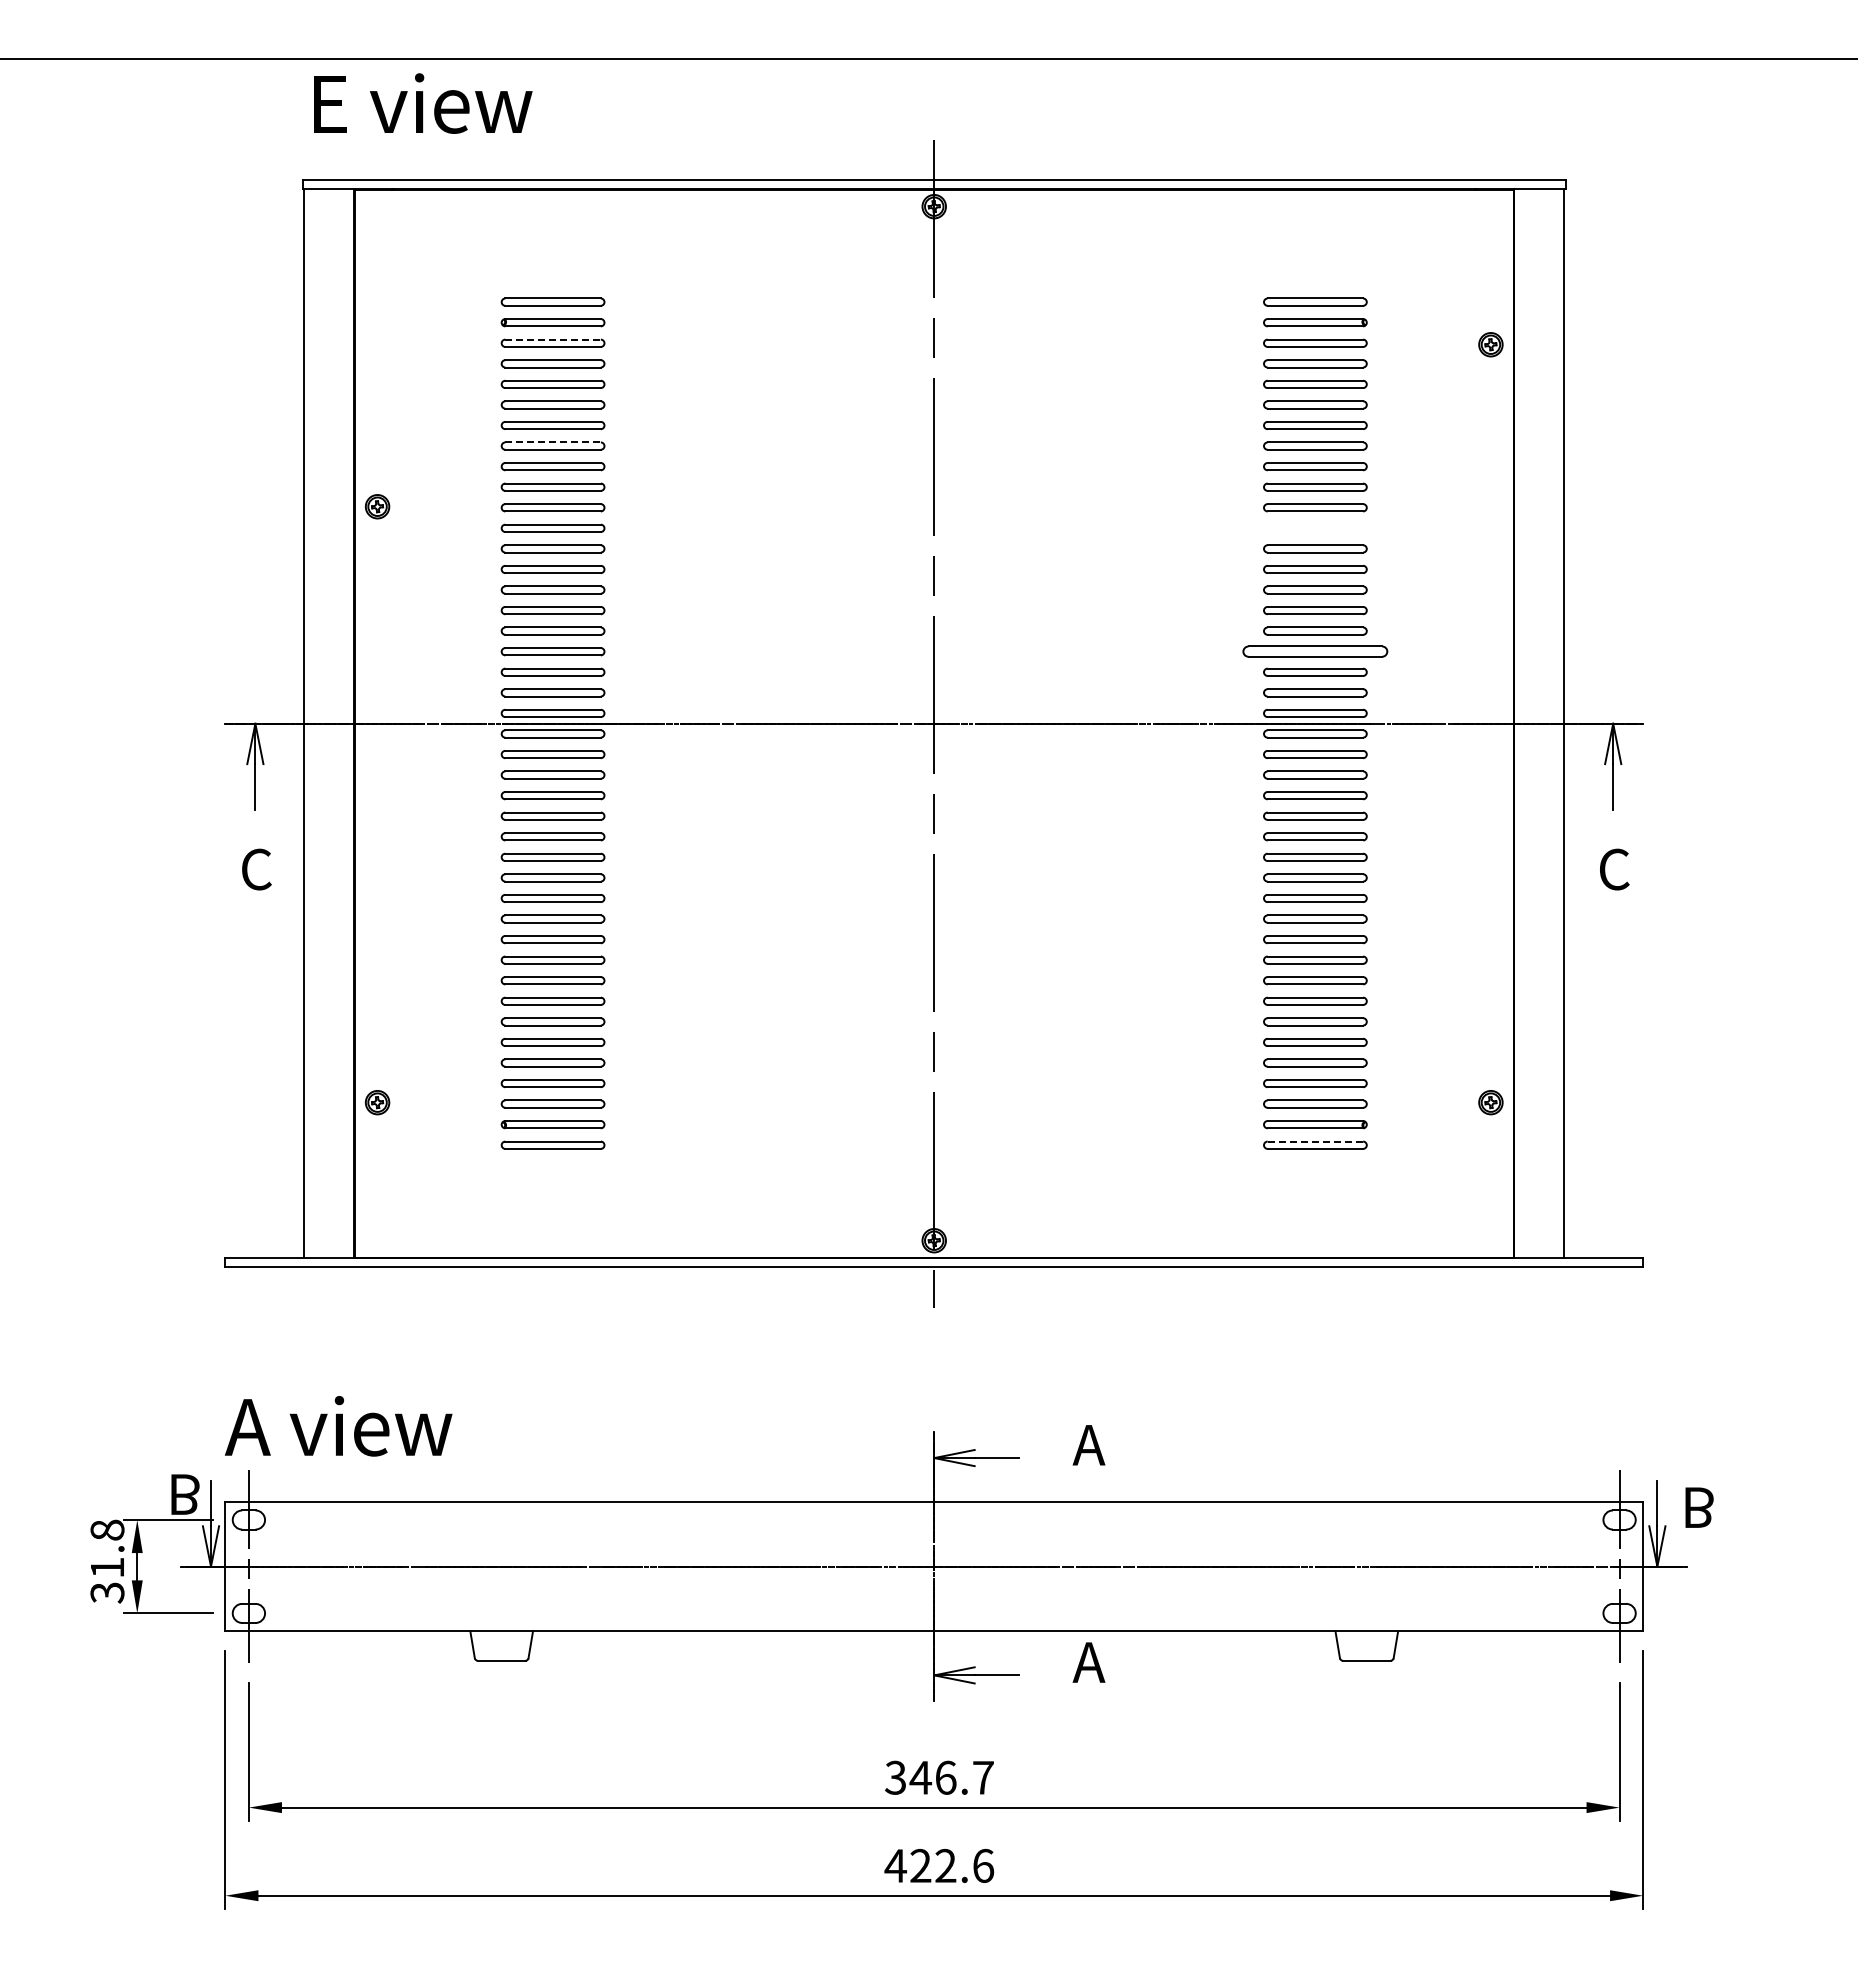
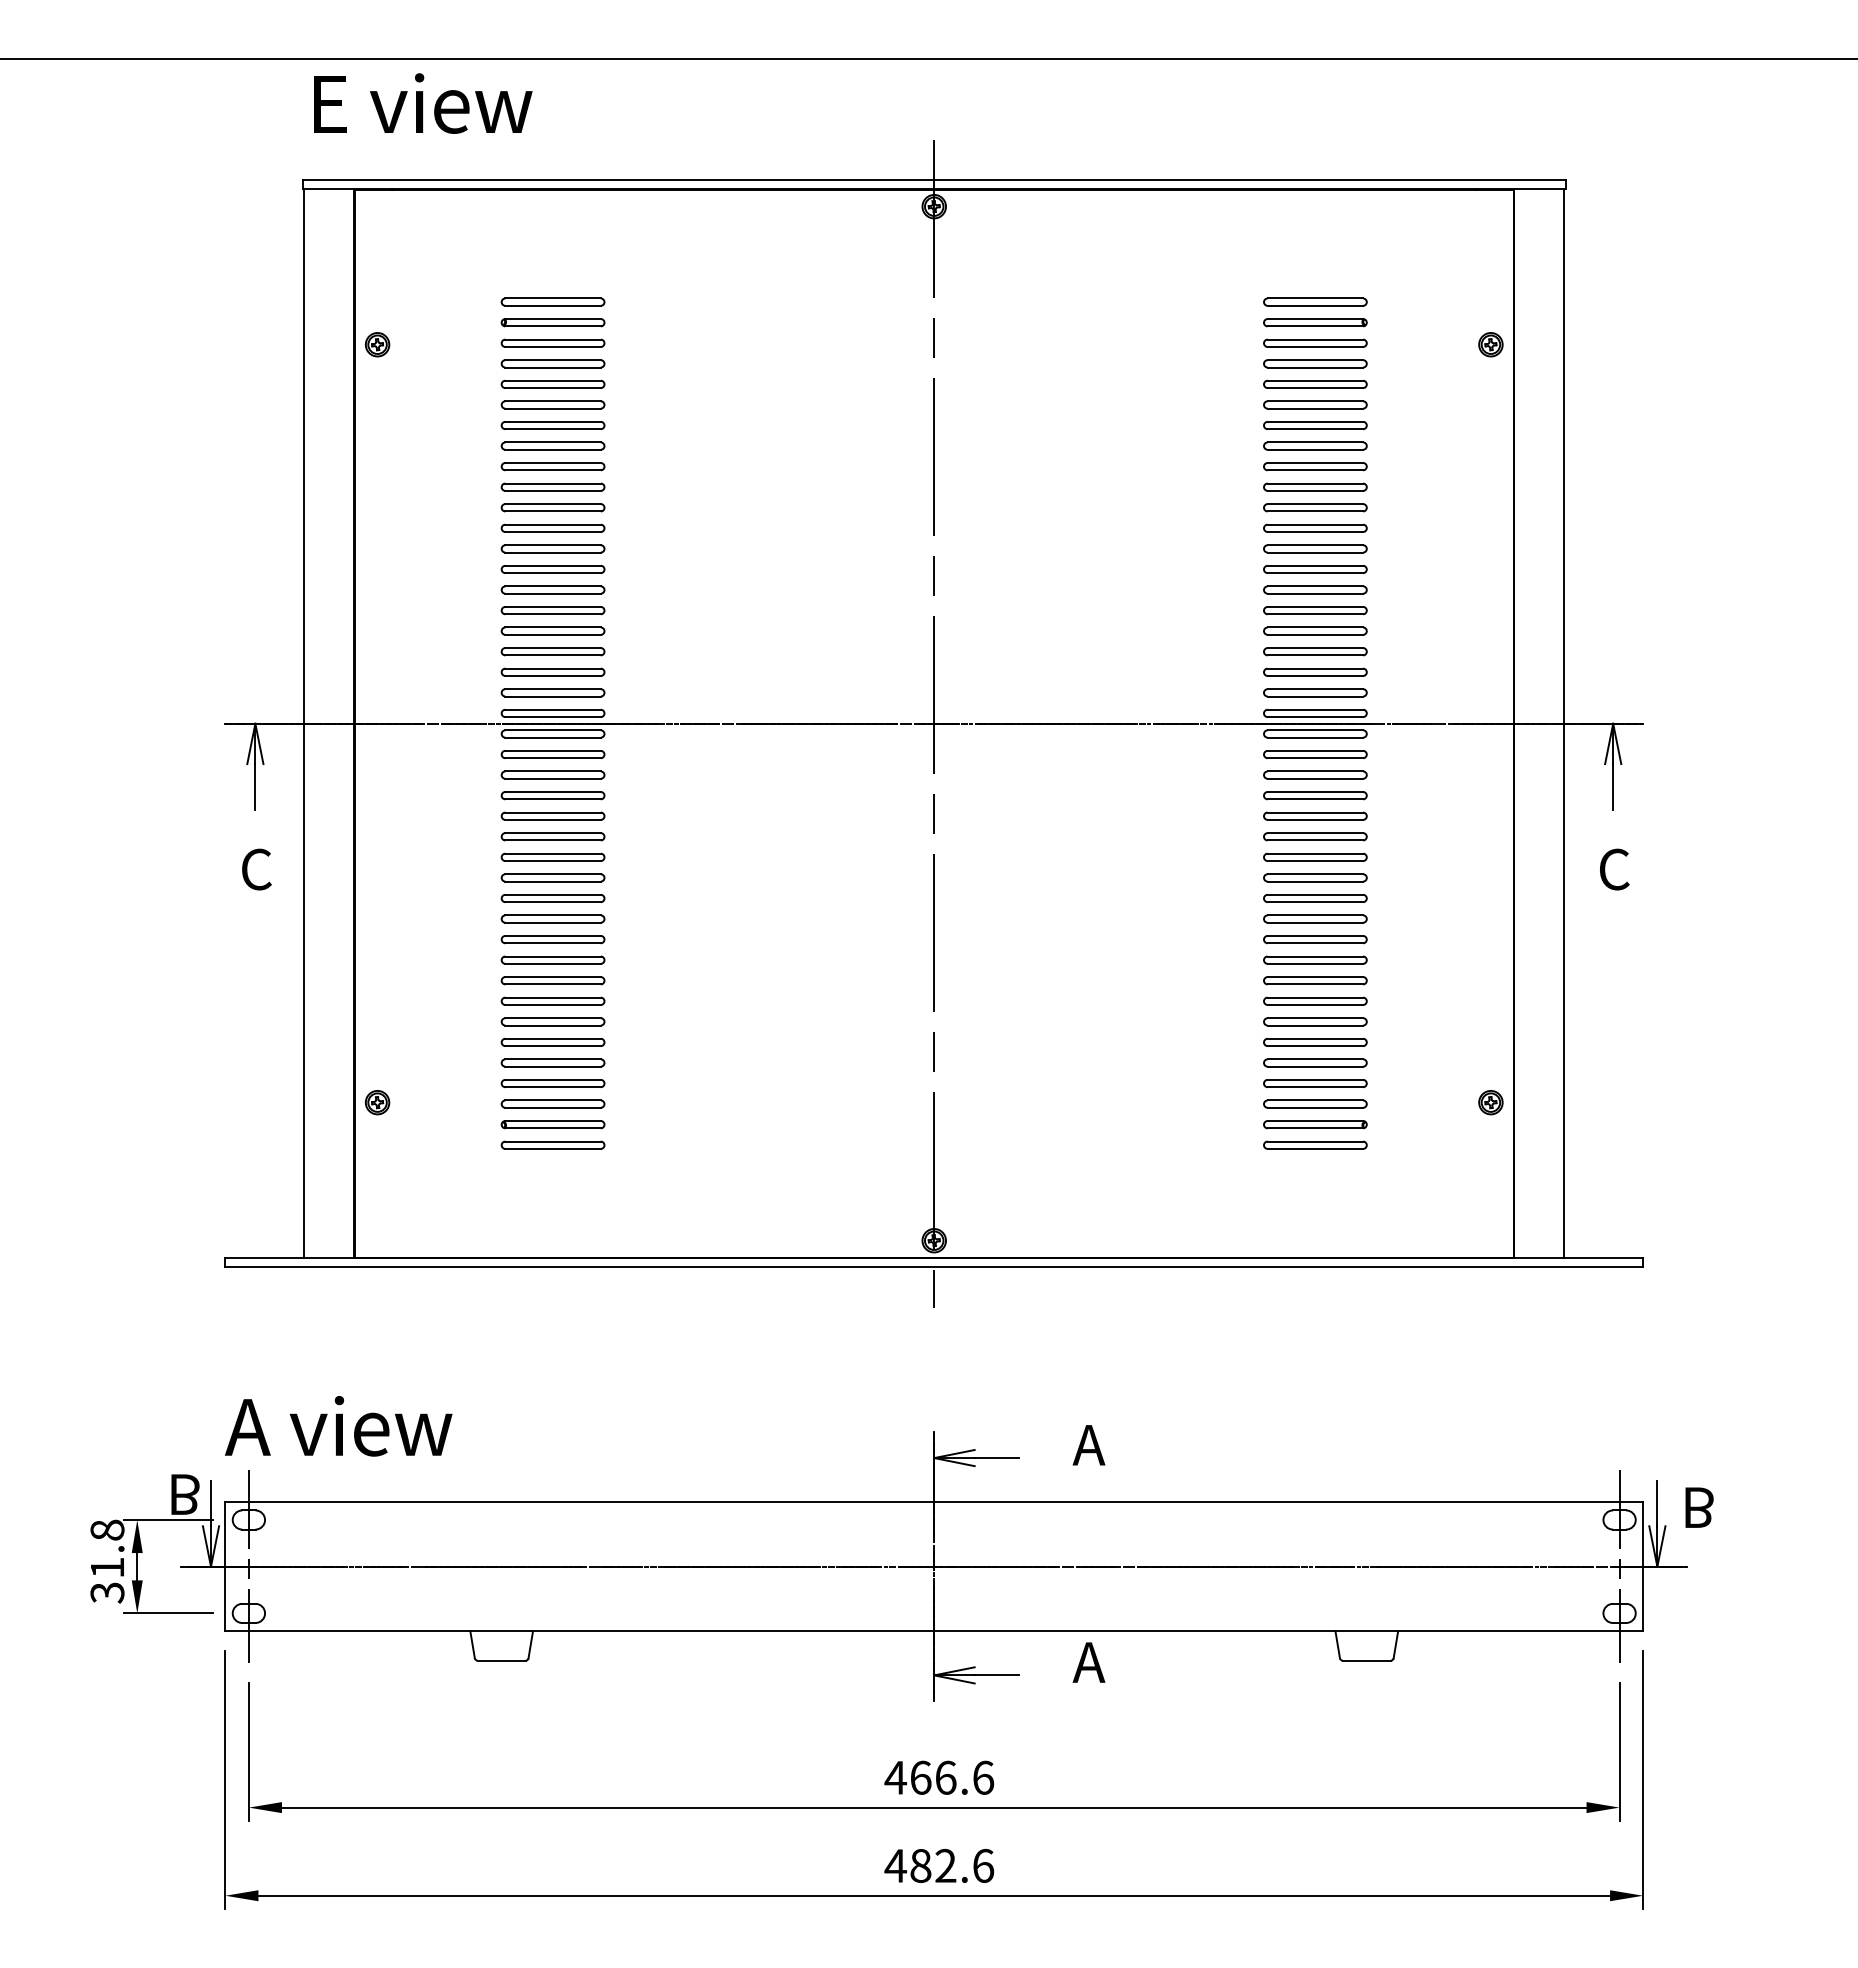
line: dashed -> solid (553, 339)
line: dashed -> solid (553, 442)
part position: (377, 506) -> (377, 344) (377, 344)
part: none -> present (1315, 527)
part size: 147x13 px -> 105x10 px (1315, 651)
line: dashed -> solid (1315, 1141)
text: 346.7 -> 466.6 (939, 1777)
text: 422.6 -> 482.6 (920, 1865)
